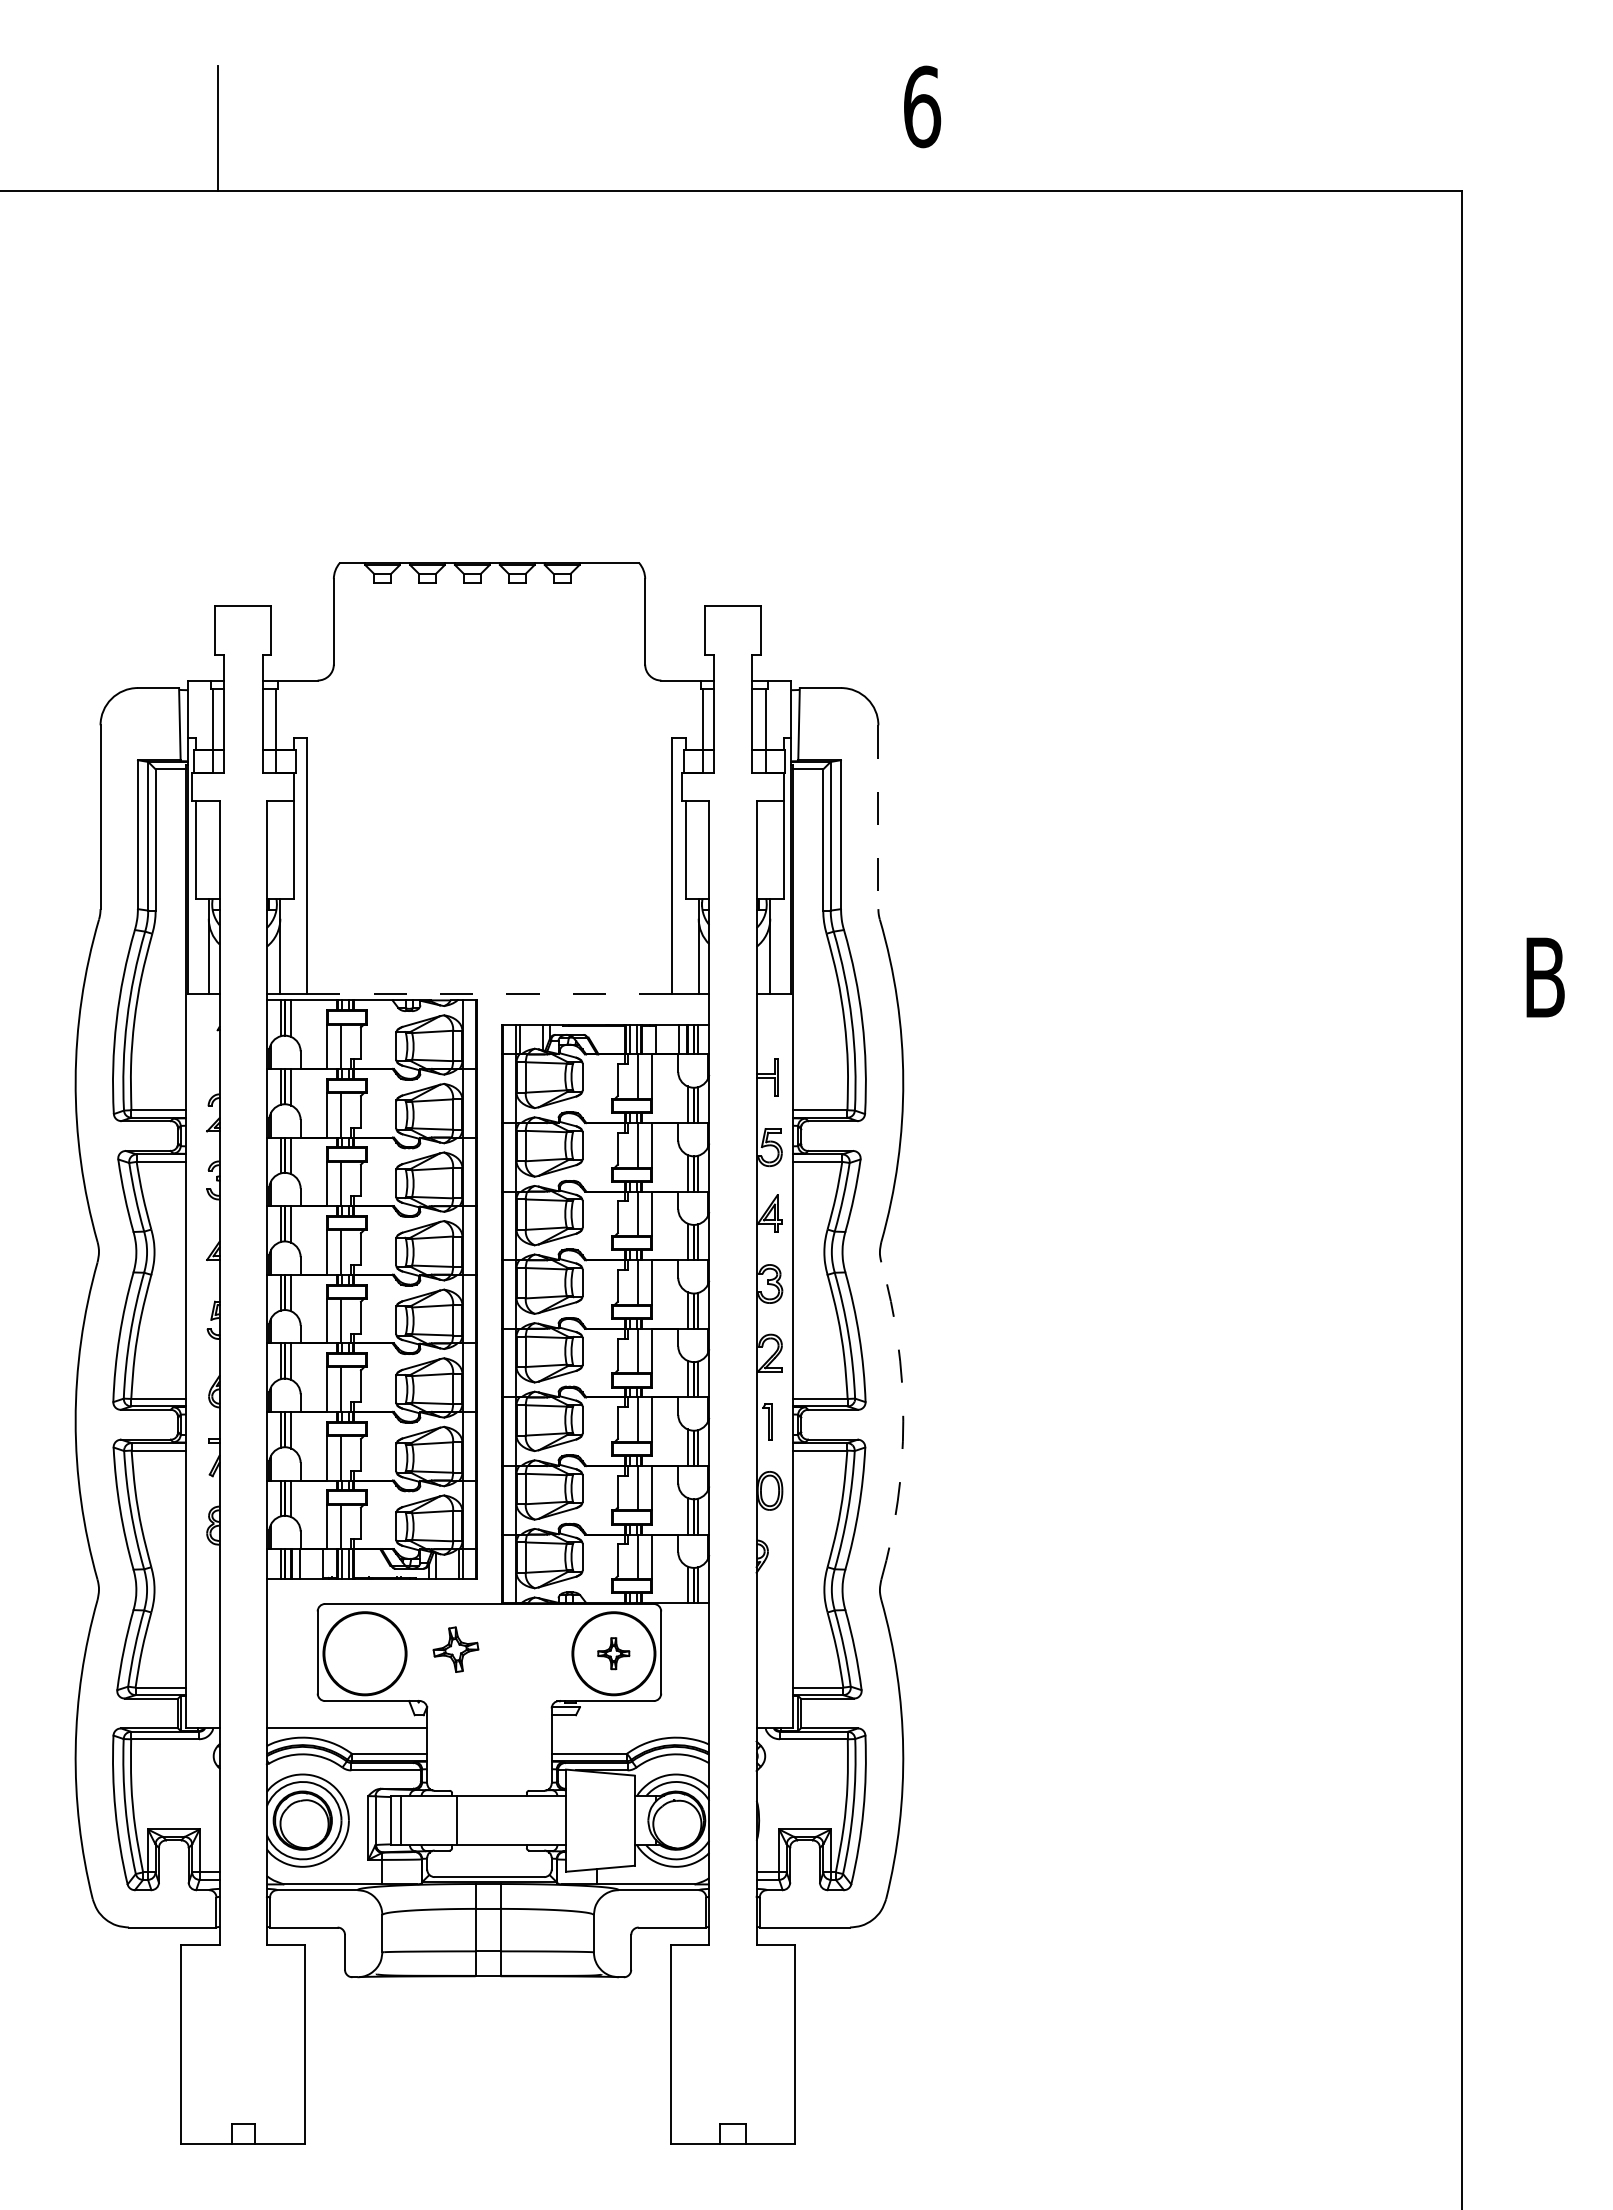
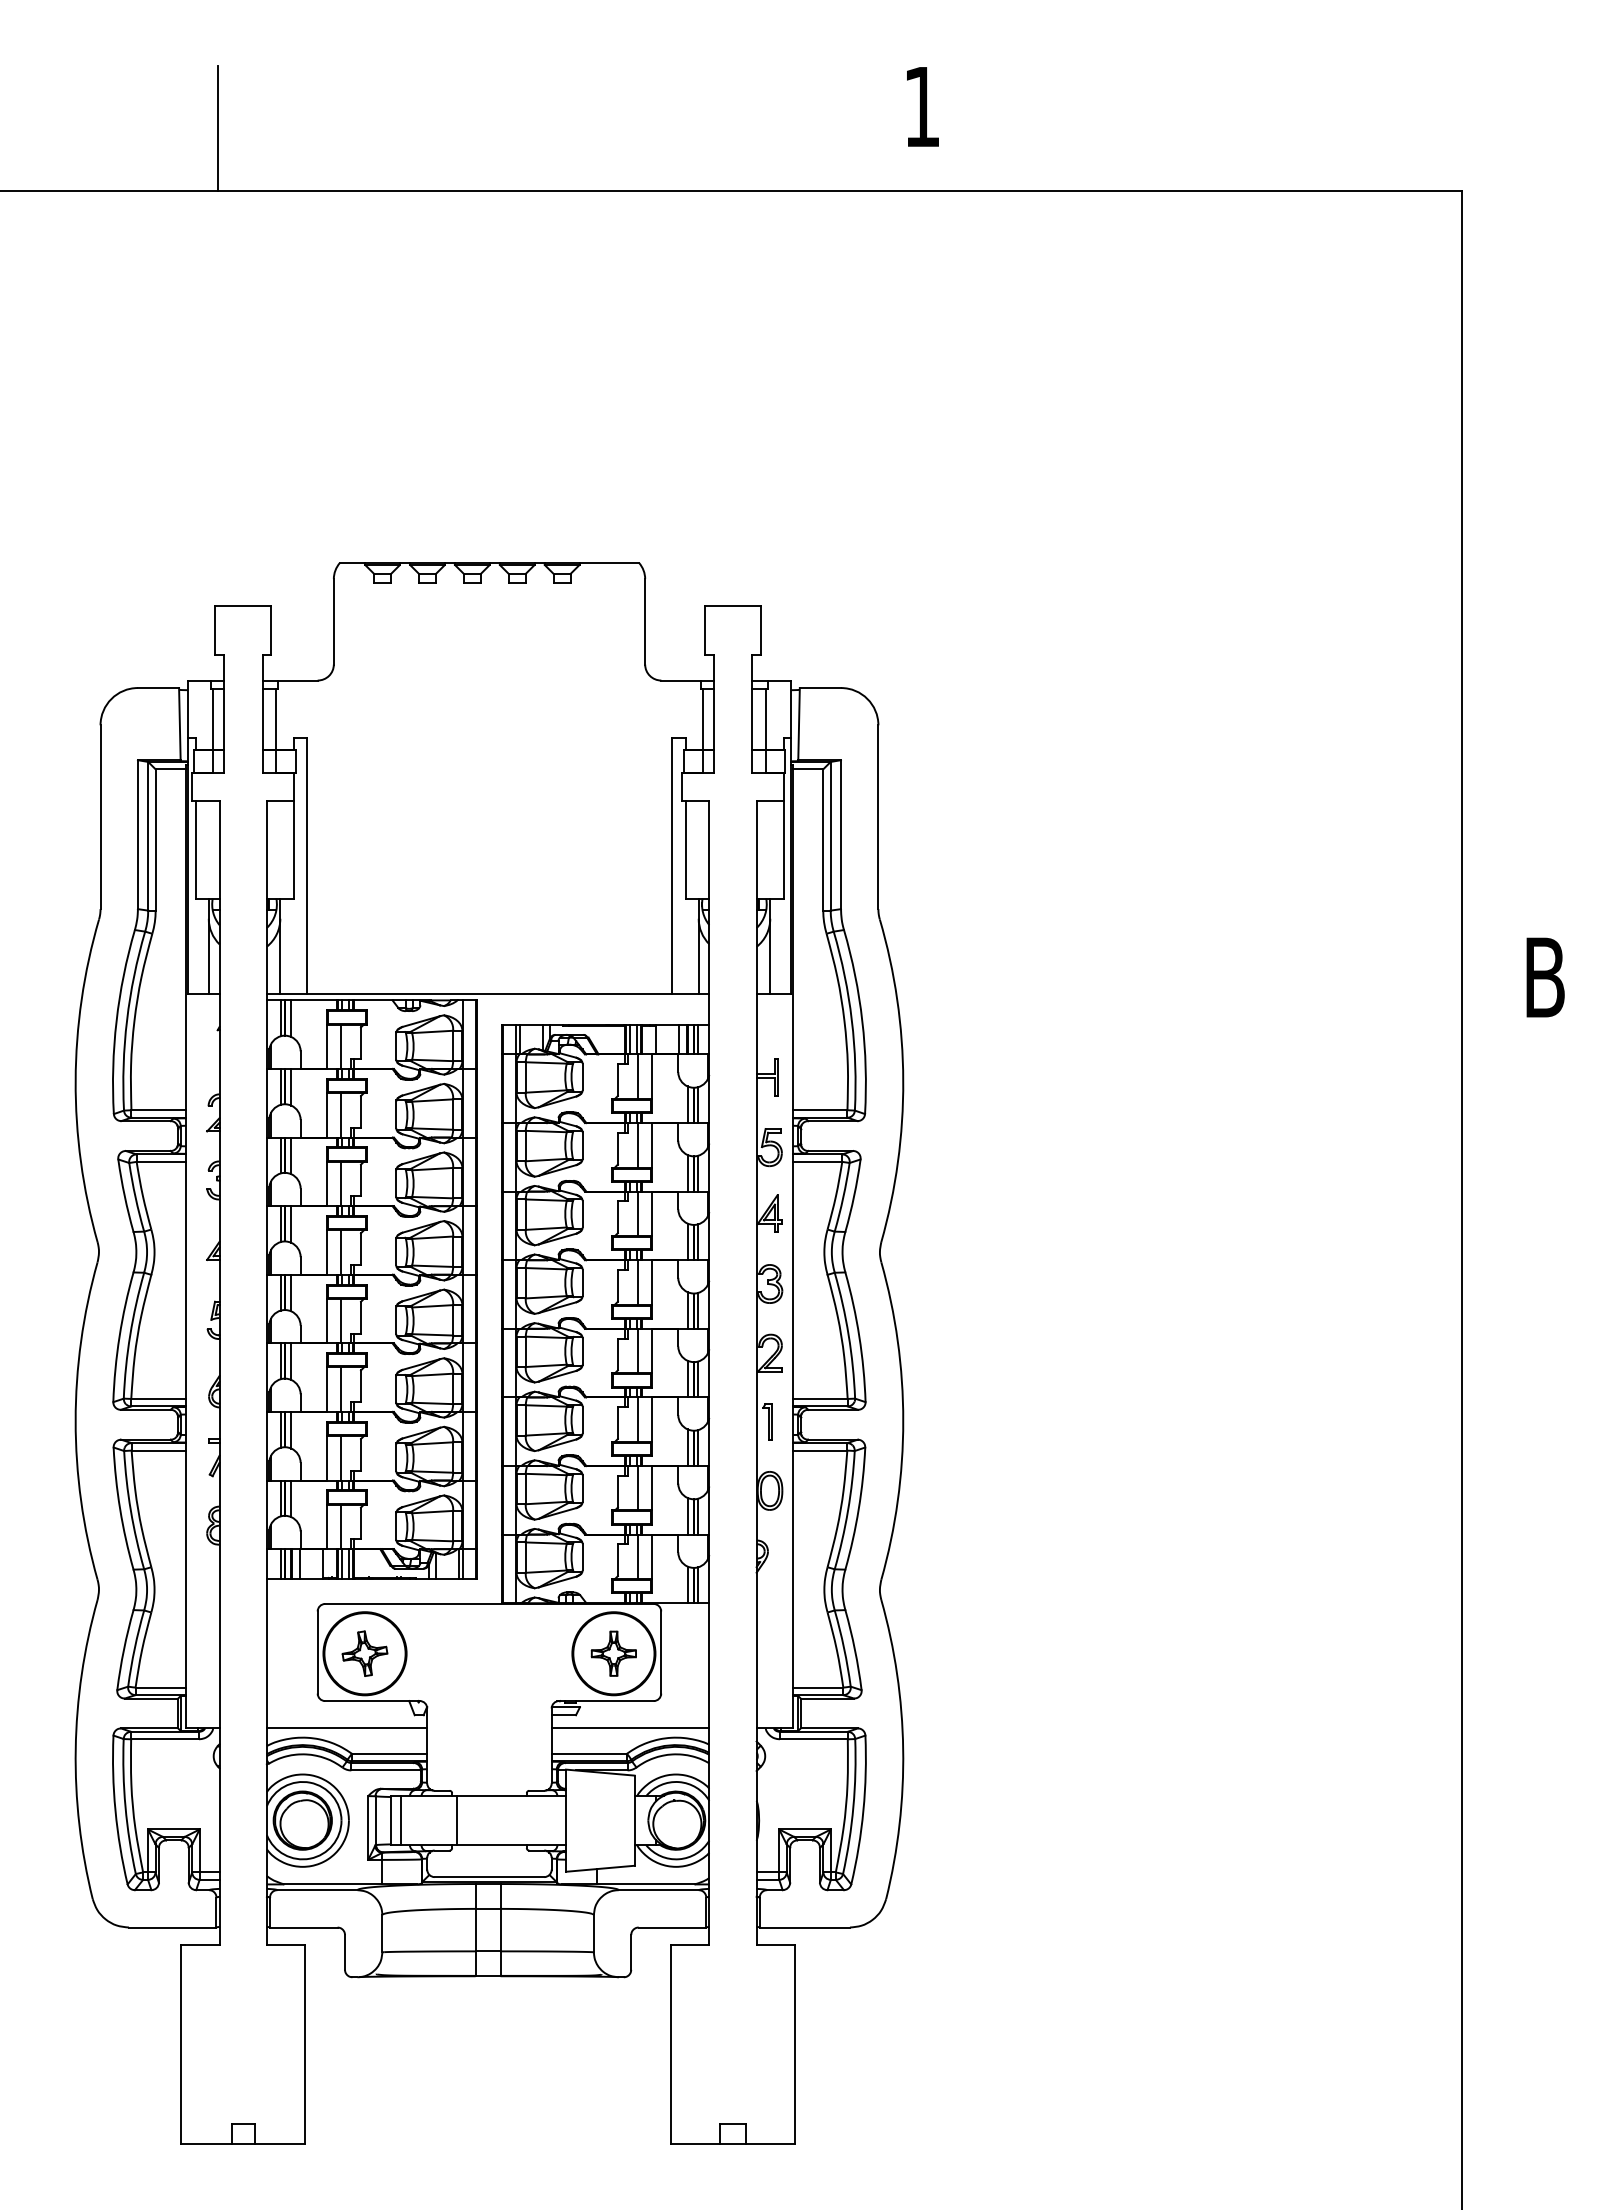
text: 6 -> 1 (922, 106)
line: dashed -> solid (878, 817)
line: dashed -> solid (490, 994)
arc: dashed -> solid (903, 1421)
part position: (455, 1649) -> (364, 1653) (364, 1653)
part size: 34x34 px -> 47x47 px (613, 1653)
line: none -> present (630, 1728)
